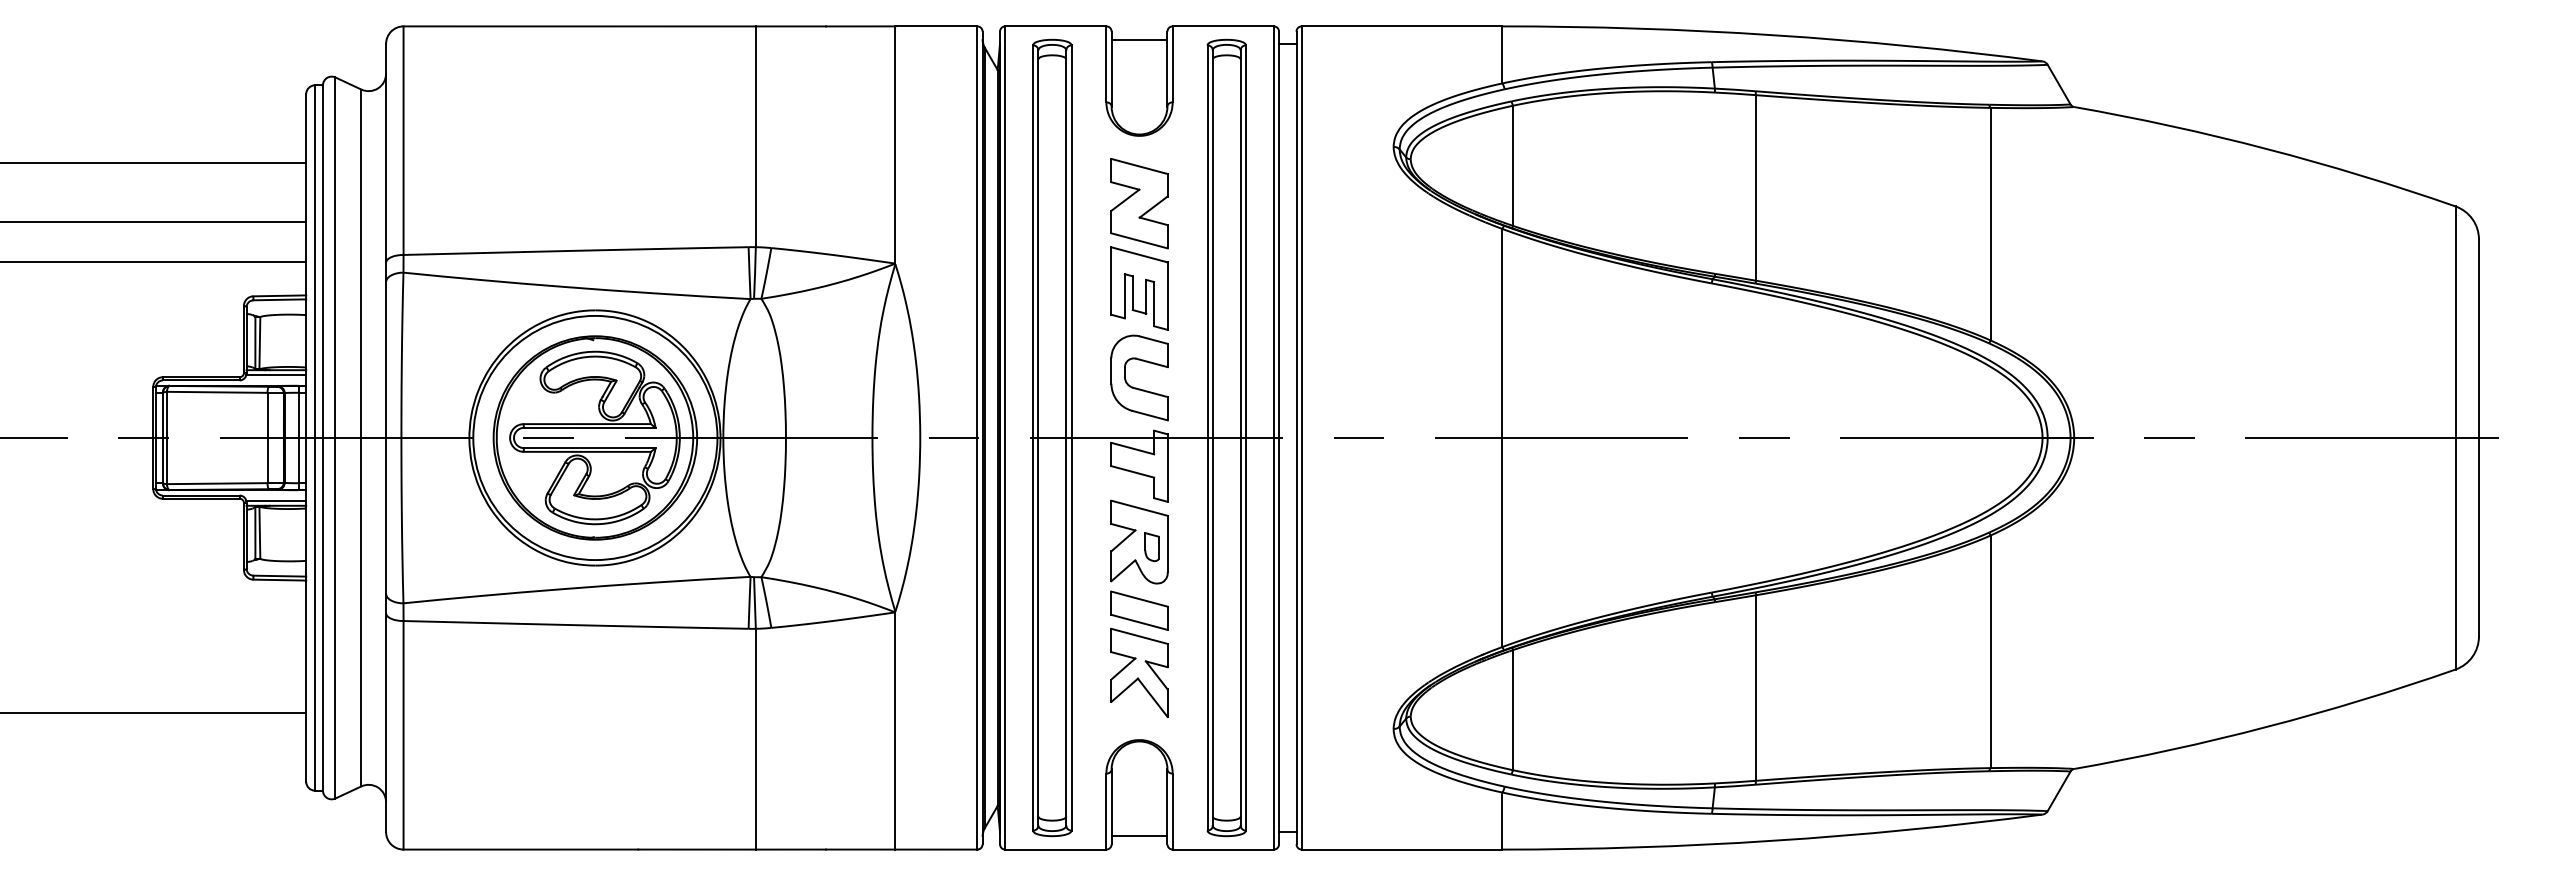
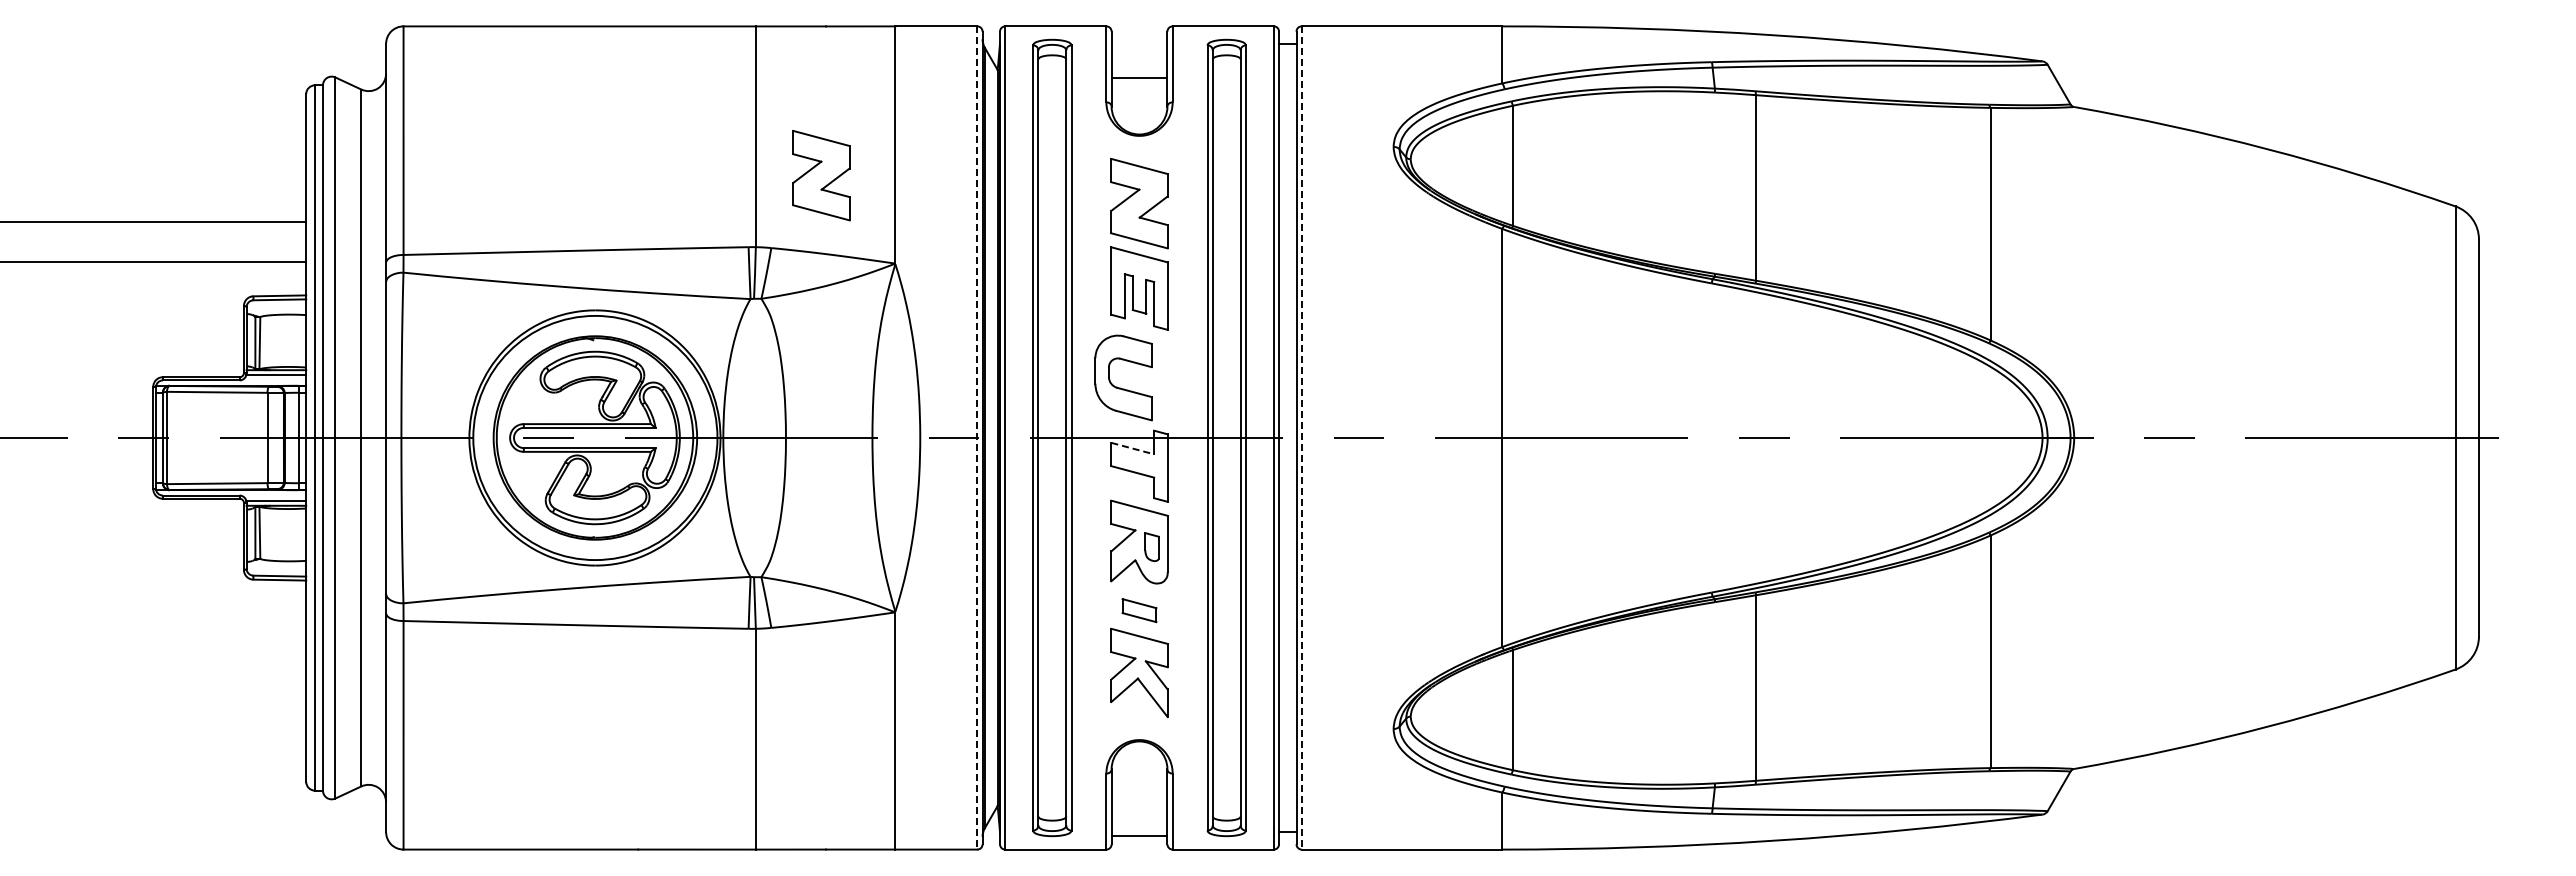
line position: (1139, 40) -> (1139, 78) (1139, 78)
line: present -> none (154, 163)
part: none -> present (821, 175)
part position: (1136, 387) -> (1120, 387) (1120, 387)
line: solid -> dashed (977, 437)
line: solid -> dashed (1301, 437)
line: solid -> dashed (1133, 448)
part size: 59x41 px -> 37x26 px (1139, 610)
line: present -> none (154, 712)
